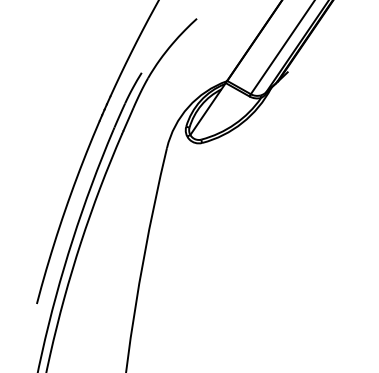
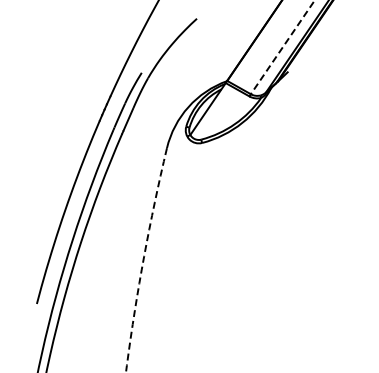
line: solid -> dashed (282, 47)
arc: solid -> dashed (143, 260)
